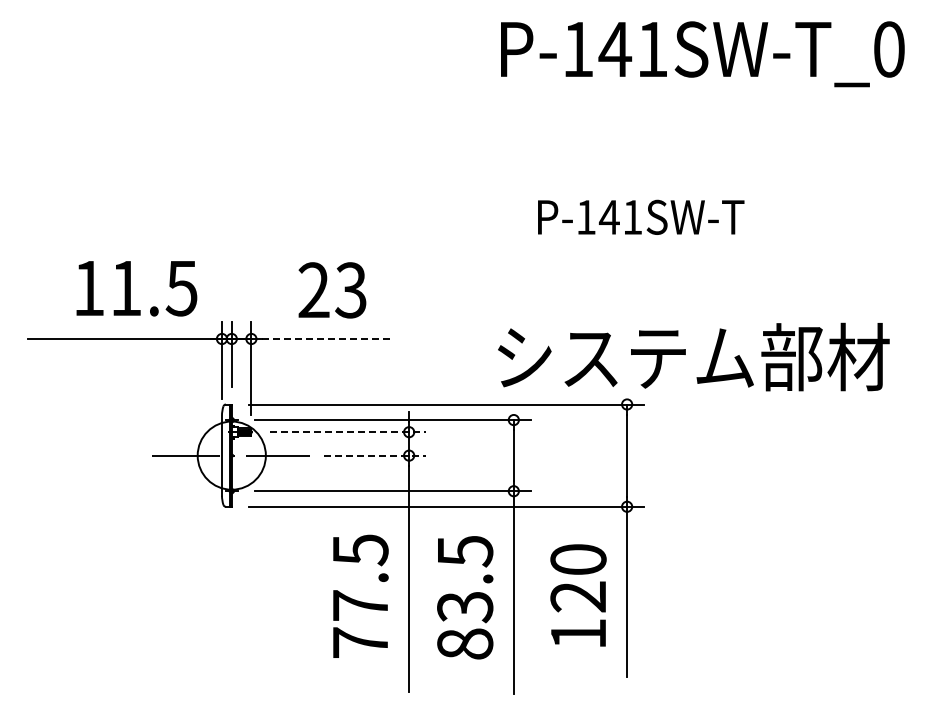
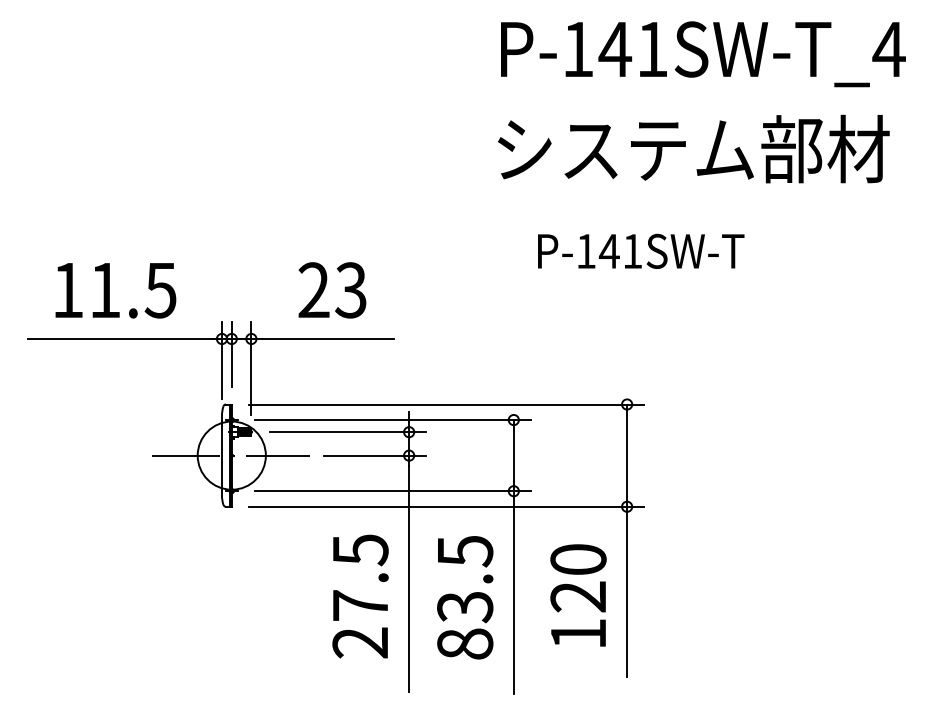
text: P-141SW-T_0 -> P-141SW-T_4 (888, 49)
text position: (641, 216) -> (641, 250) (641, 250)
text position: (136, 288) -> (115, 290) (115, 290)
line: dashed -> solid (328, 338)
text position: (693, 356) -> (693, 148) (693, 148)
line: dashed -> solid (348, 432)
line: dashed -> solid (375, 455)
text: 77.5 -> 27.5 (359, 642)
